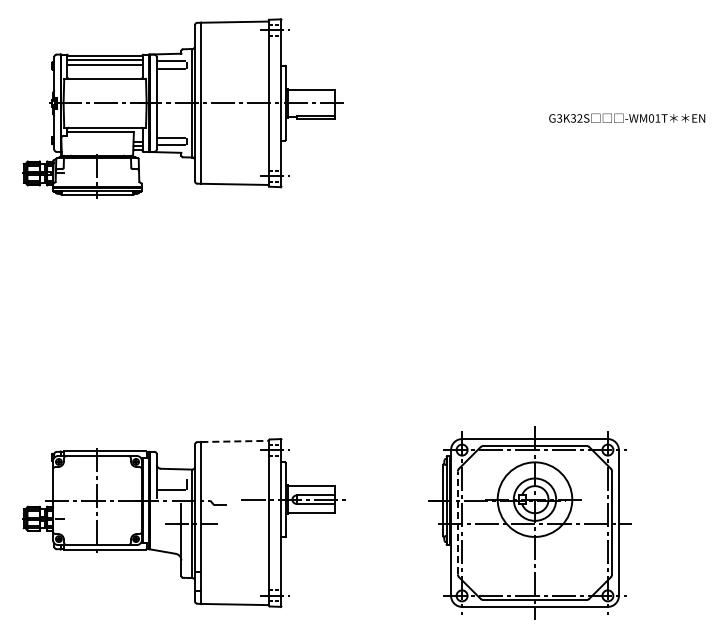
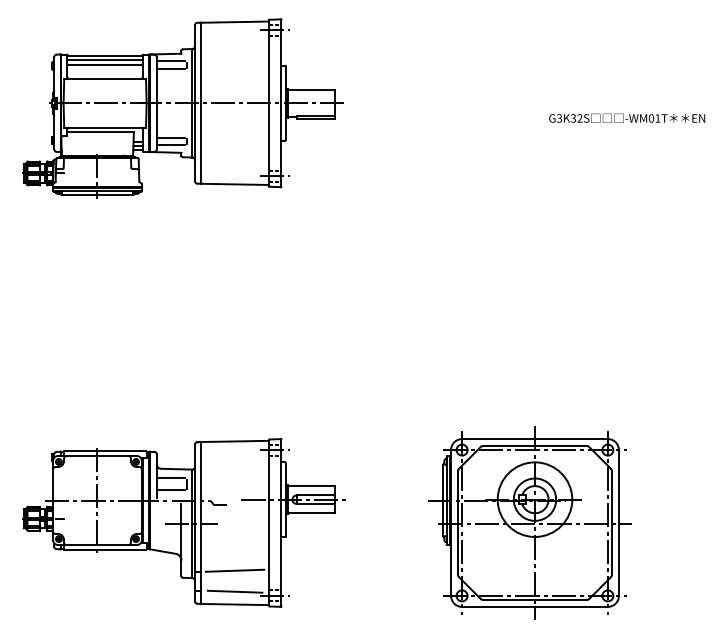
line: dashed -> solid (235, 441)
line: none -> present (171, 477)
line: dashed -> solid (457, 522)
line: none -> present (234, 570)
line: none -> present (234, 591)
